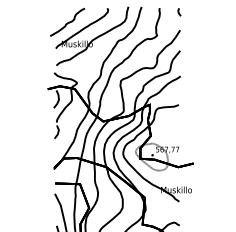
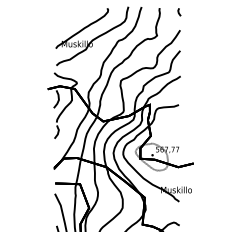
curve: present -> none (67, 22)
